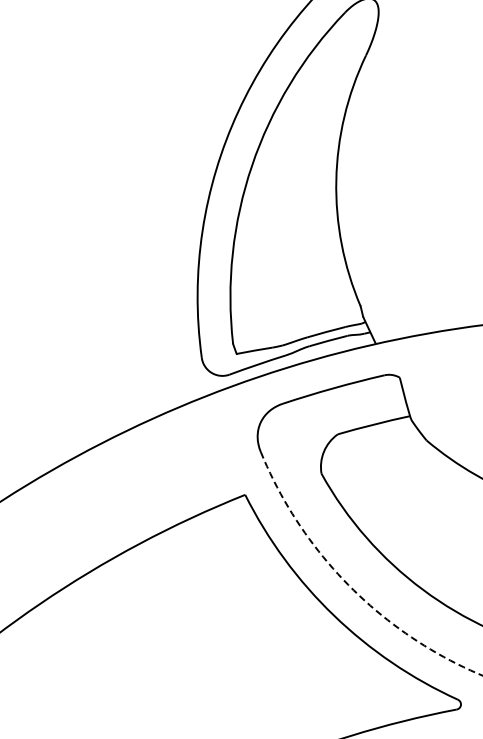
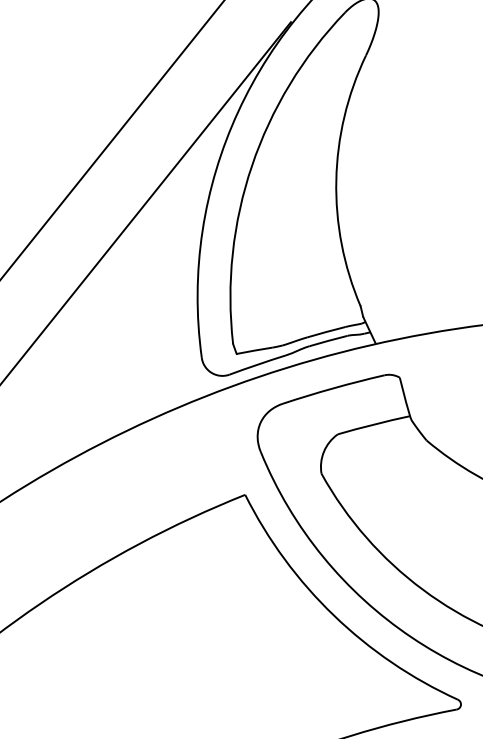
line: none -> present (112, 139)
line: none -> present (146, 202)
arc: dashed -> solid (348, 584)
